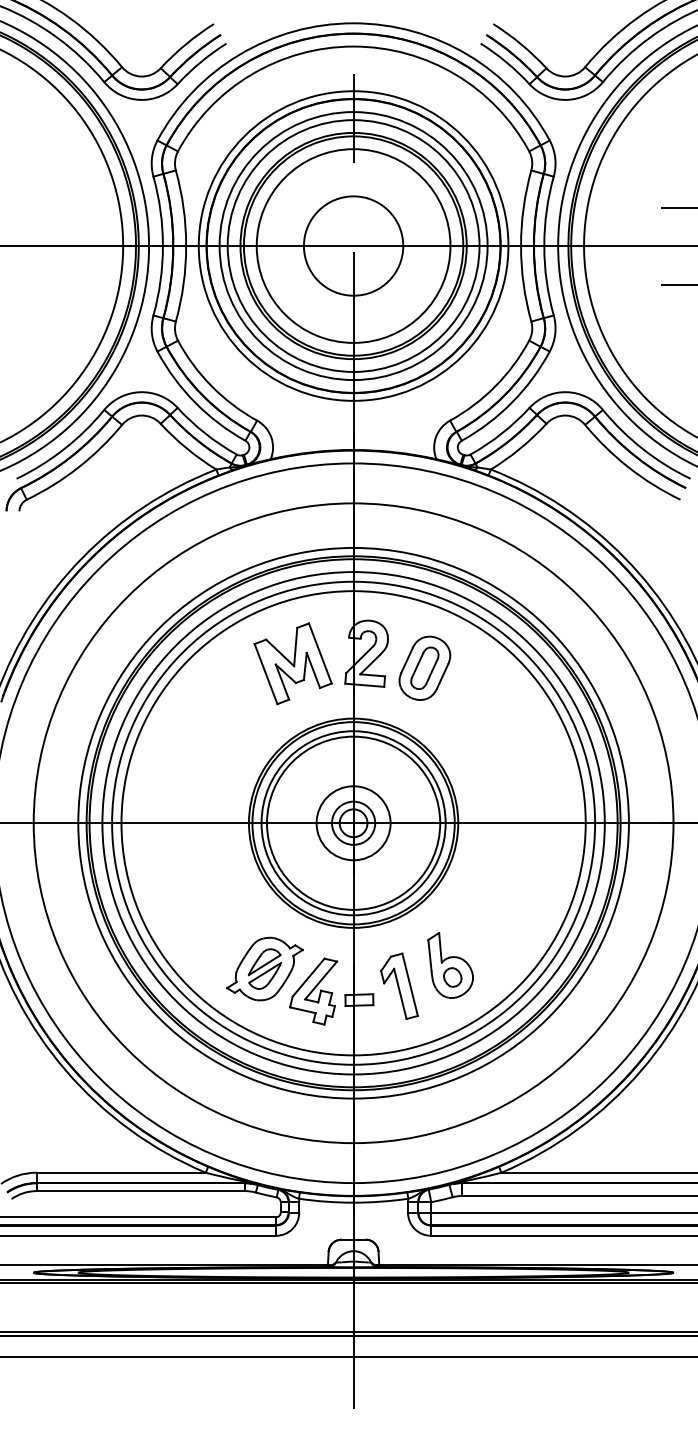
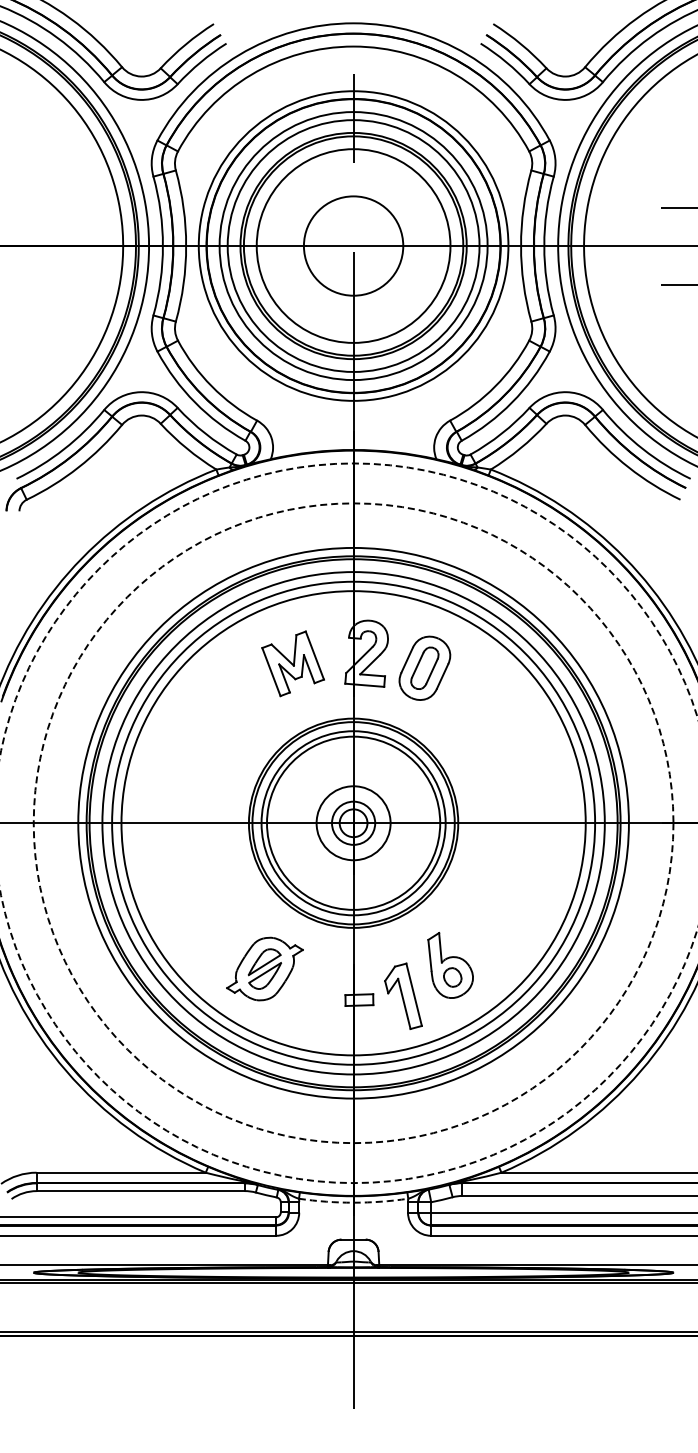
part size: 80x84 px -> 64x68 px (292, 663)
circle: solid -> dashed (348, 823)
circle: solid -> dashed (353, 823)
part position: (399, 985) -> (403, 995) (403, 995)
part: present -> none (313, 991)
arc: solid -> dashed (353, 1202)
line: present -> none (348, 1356)
